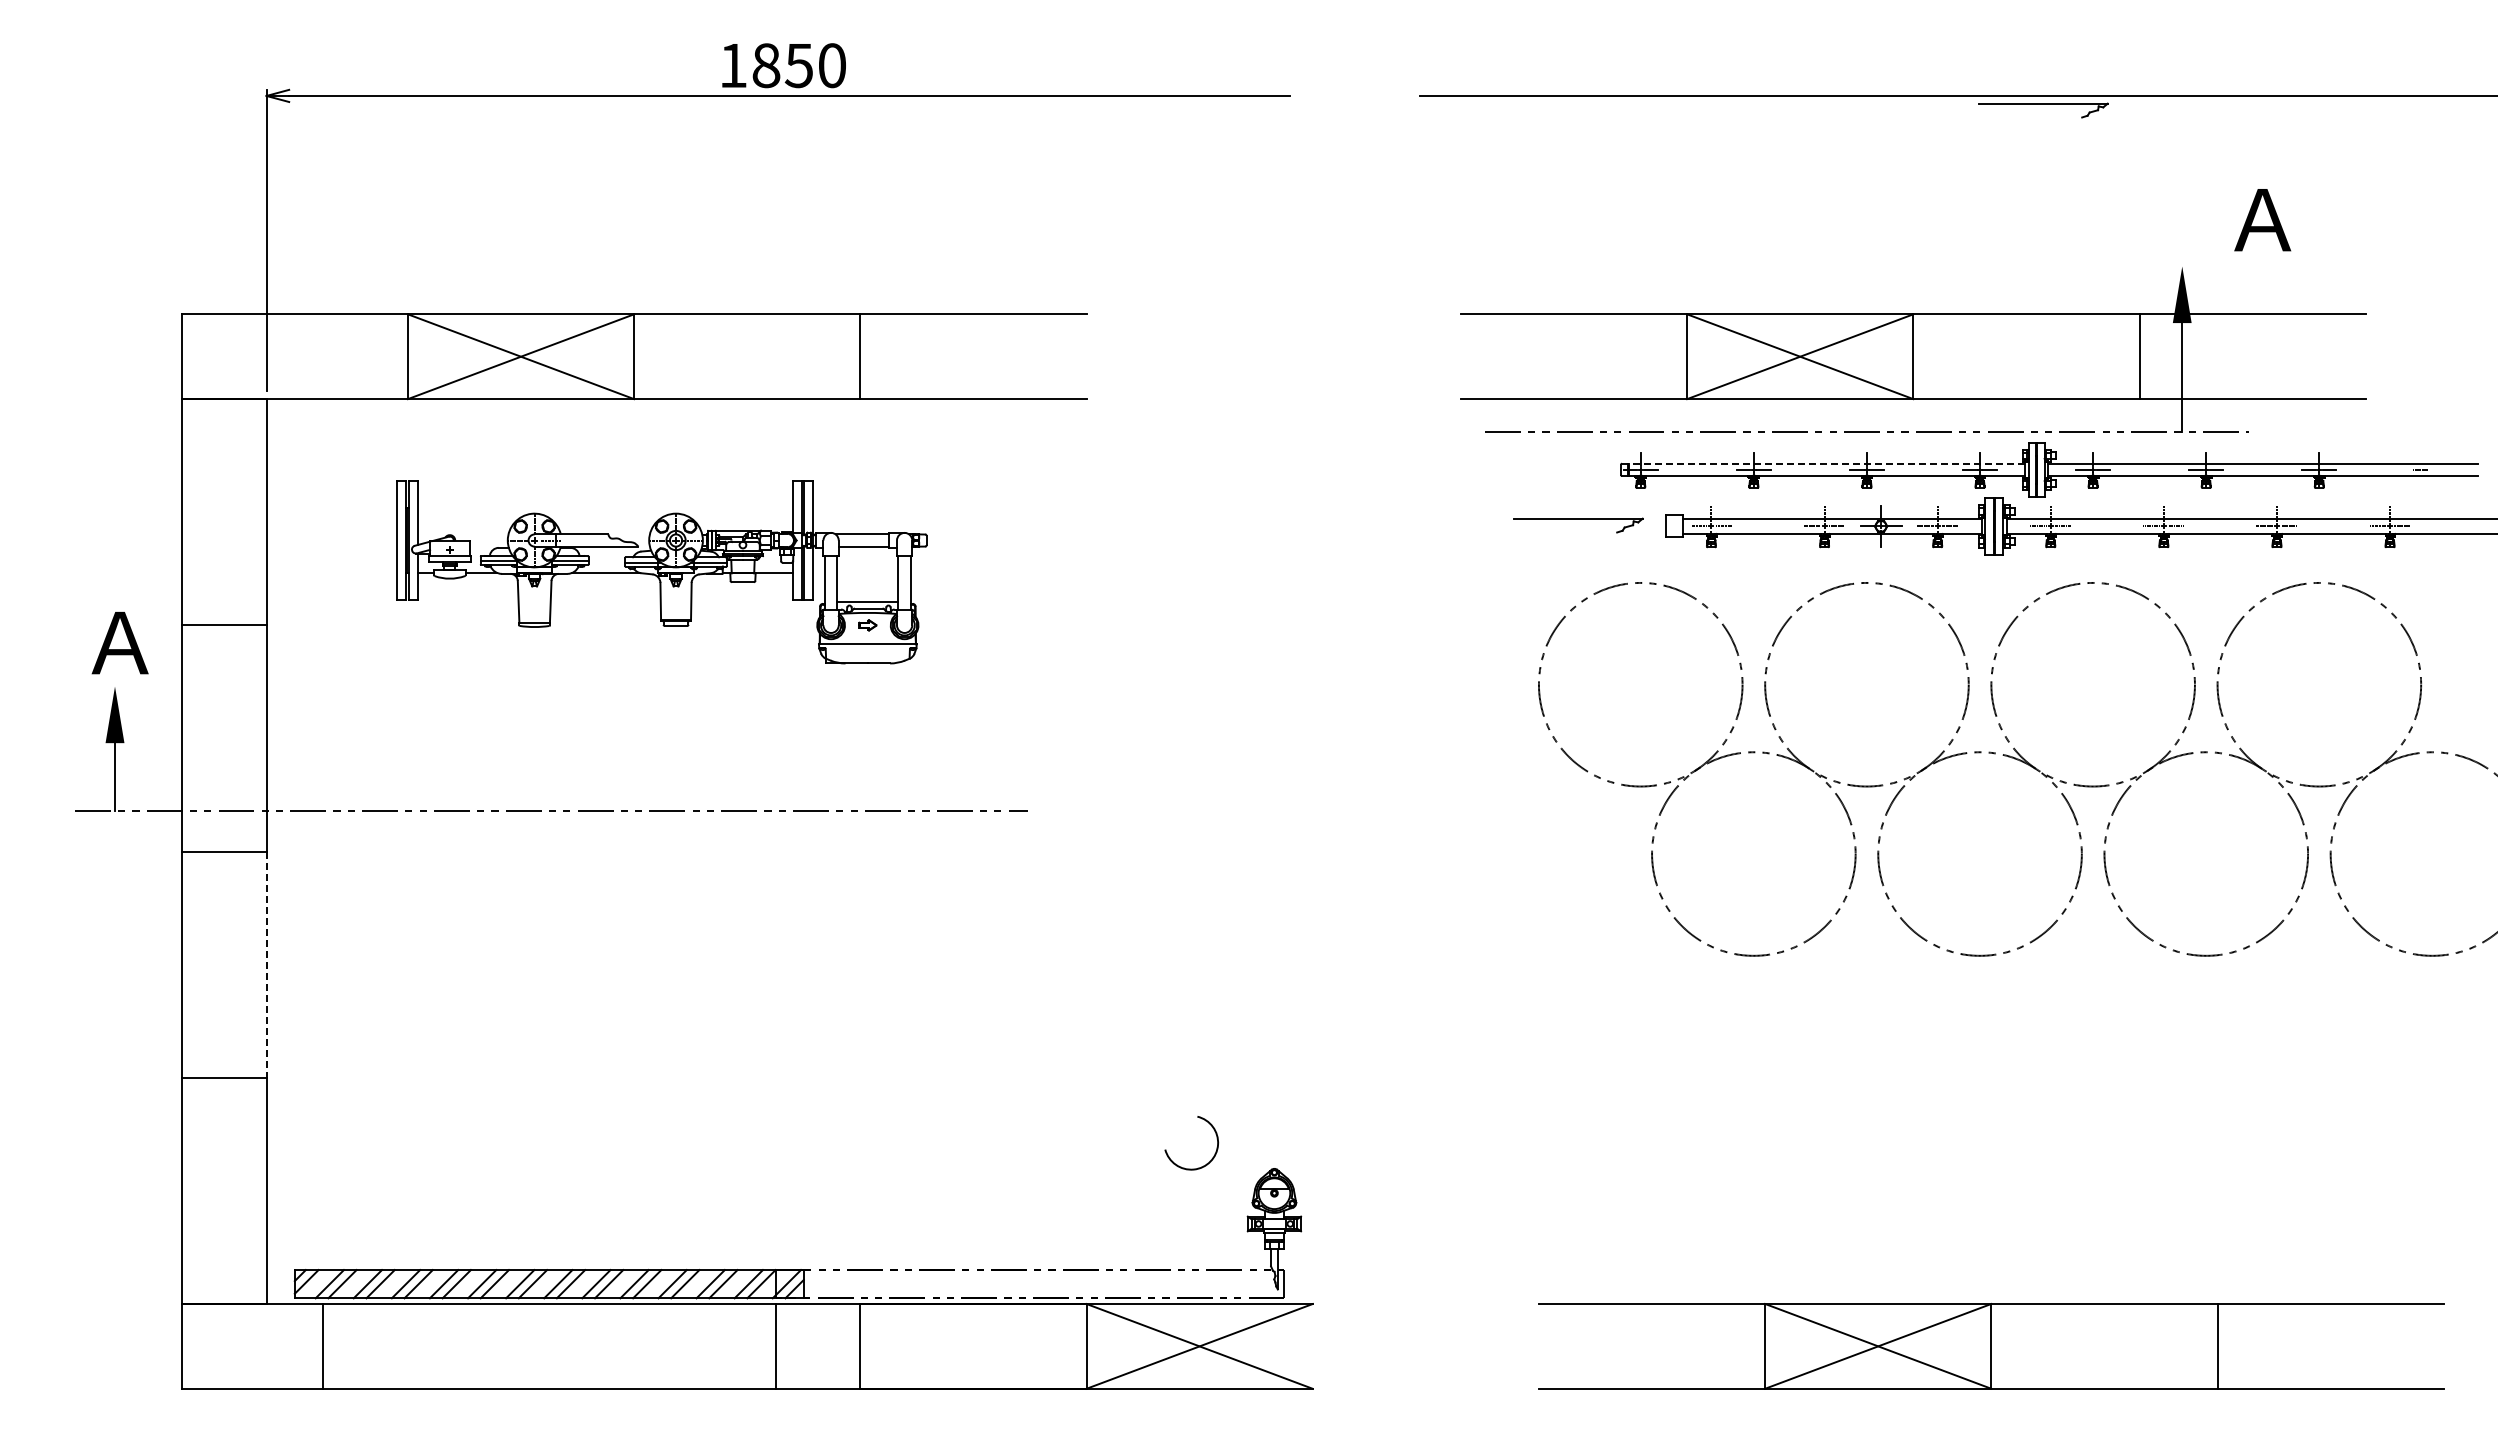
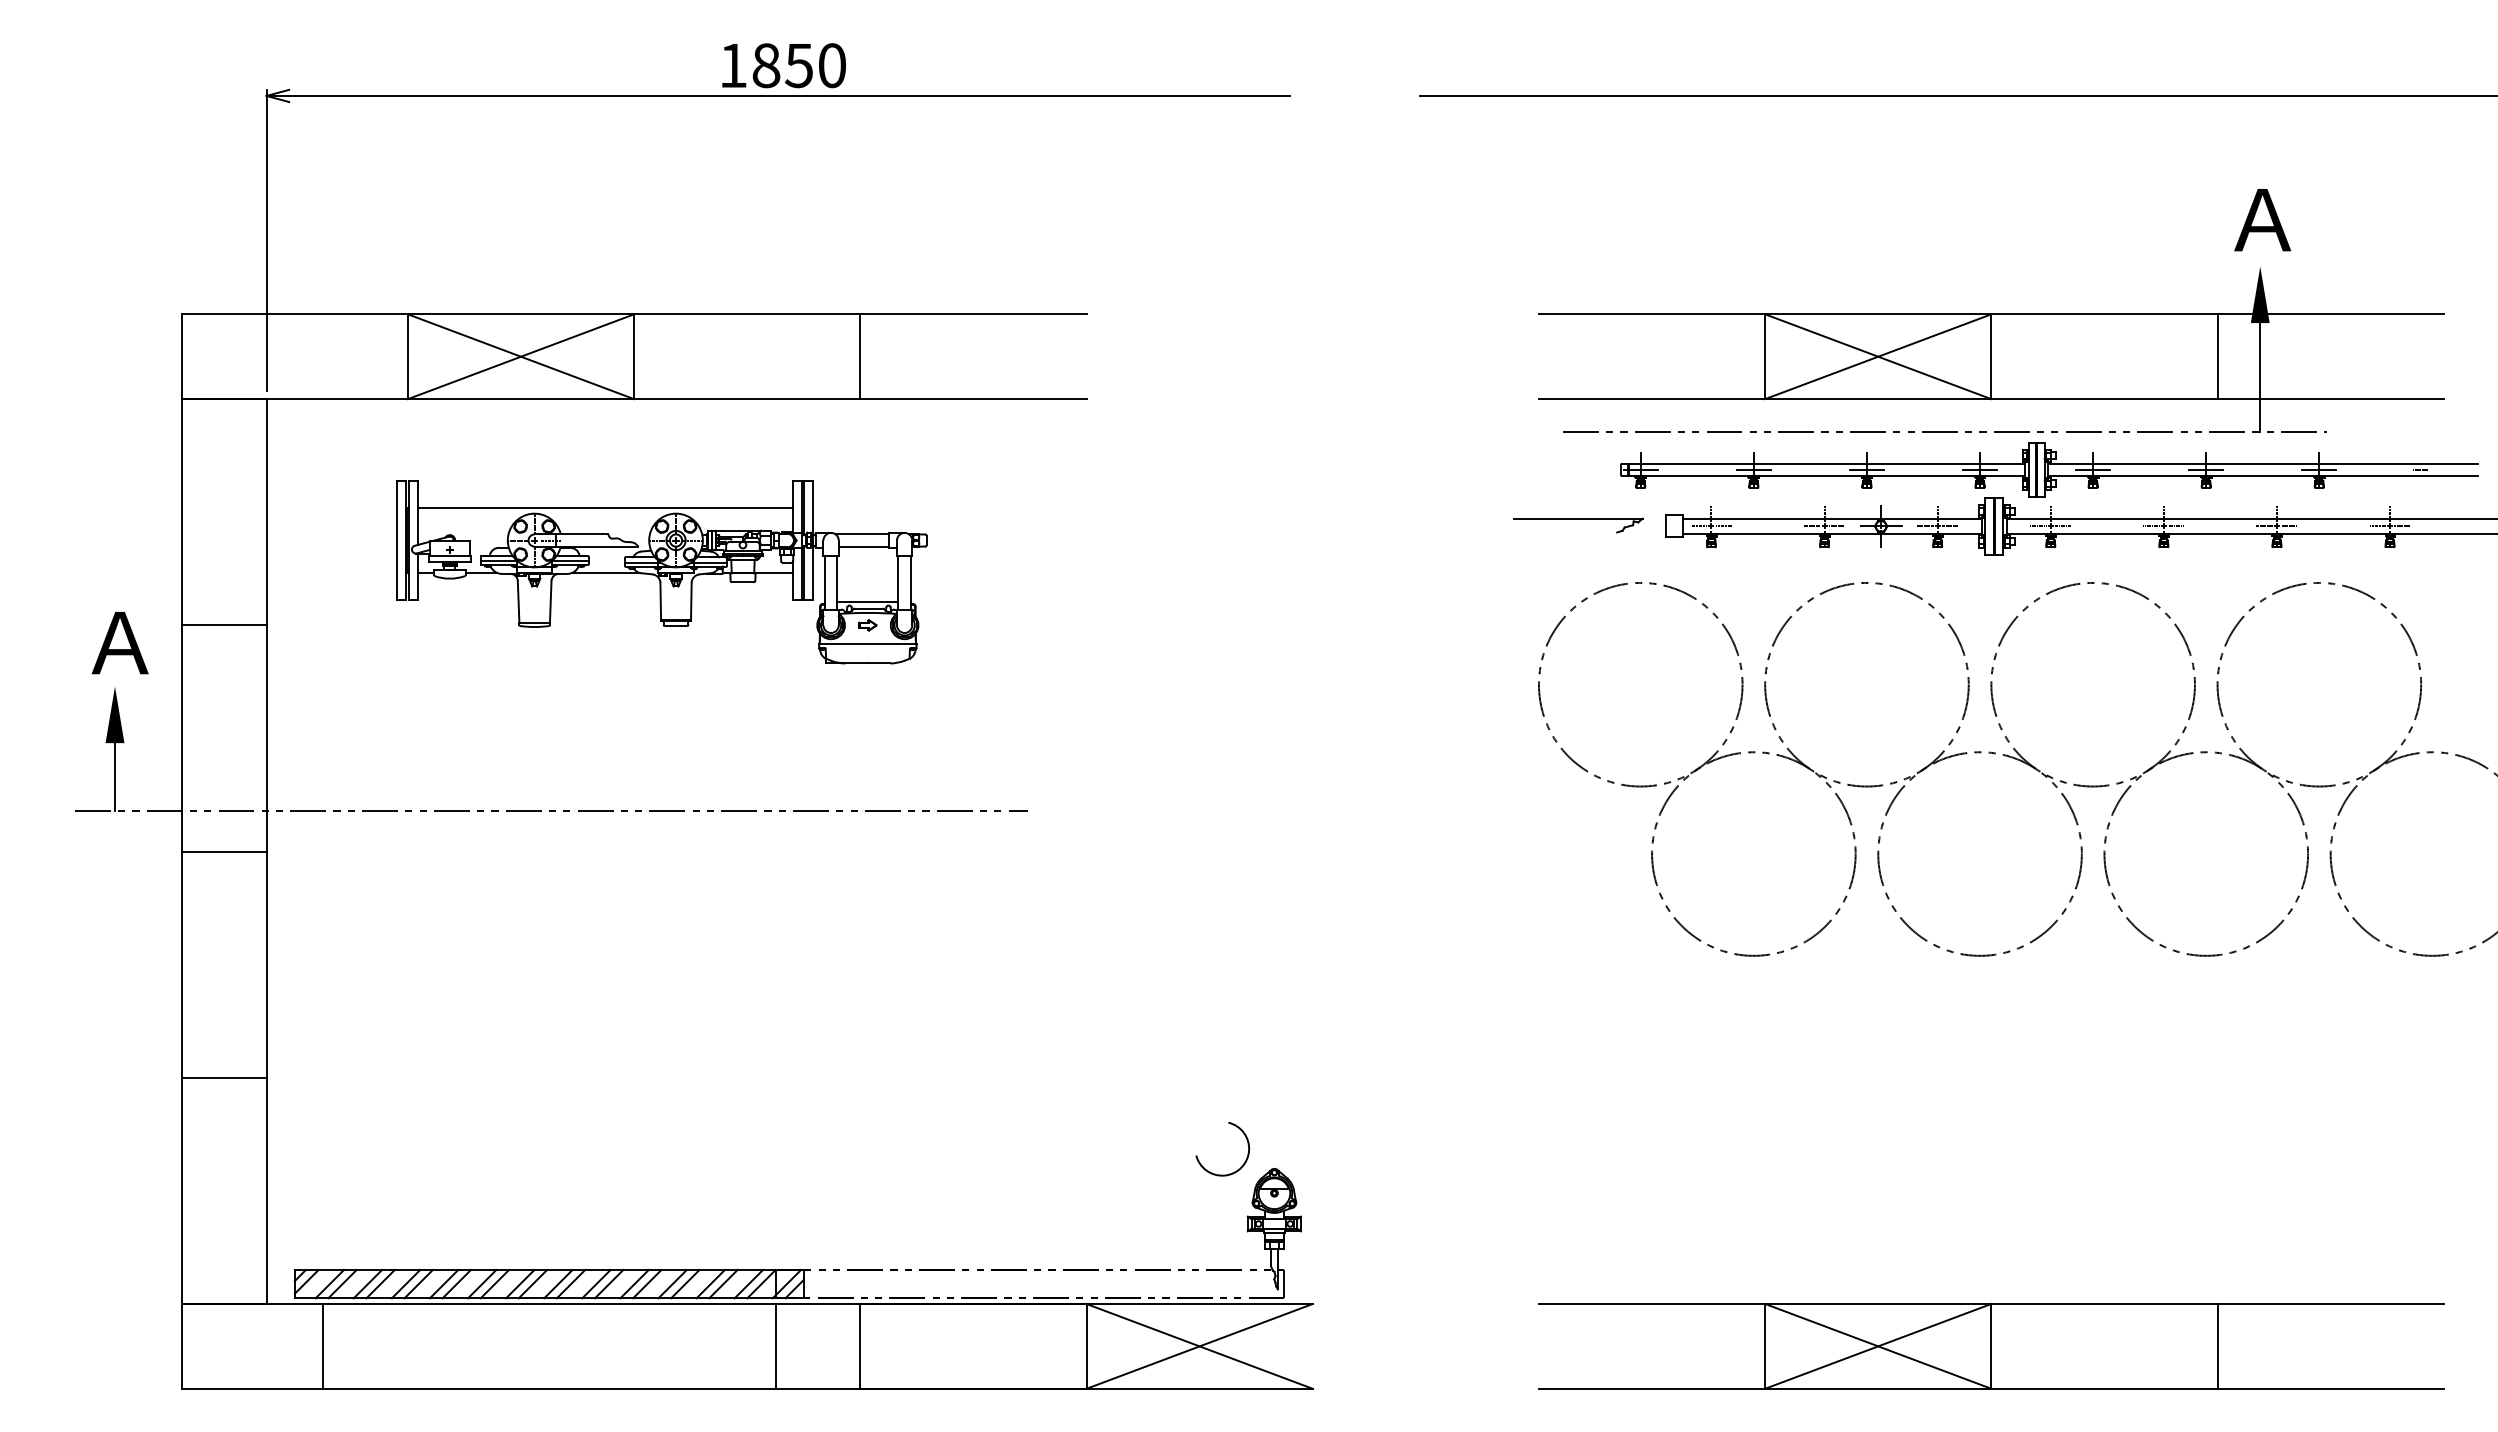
part: present -> none (2043, 110)
part position: (1913, 349) -> (1991, 349) (1991, 349)
line: dashed -> solid (1823, 463)
line: none -> present (605, 508)
line: dashed -> solid (266, 965)
arc position: (1211, 1158) -> (1242, 1164) (1242, 1164)
